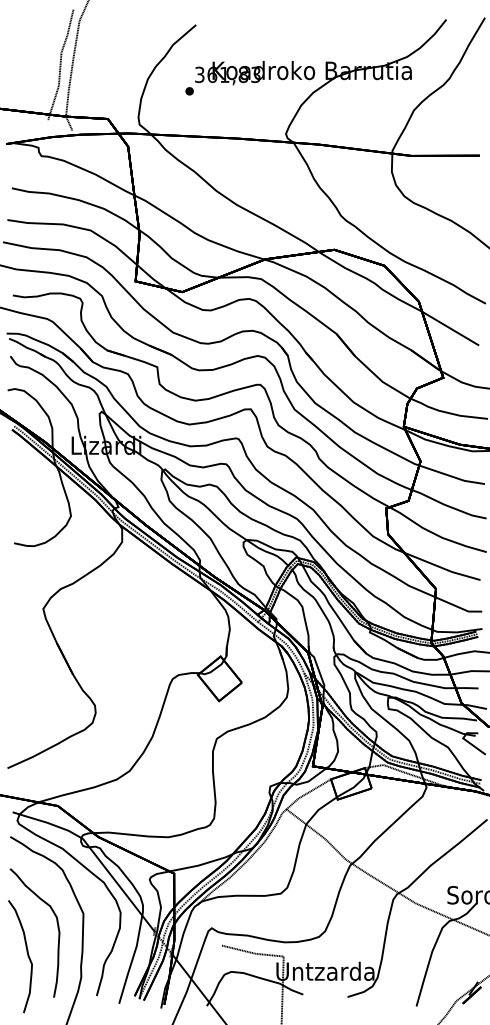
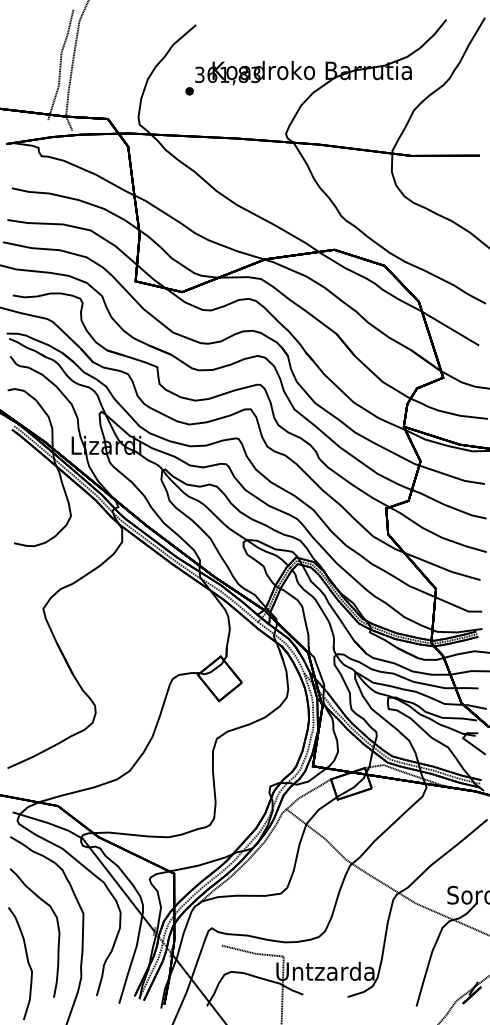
curve position: (27, 956) -> (27, 963) (27, 963)
